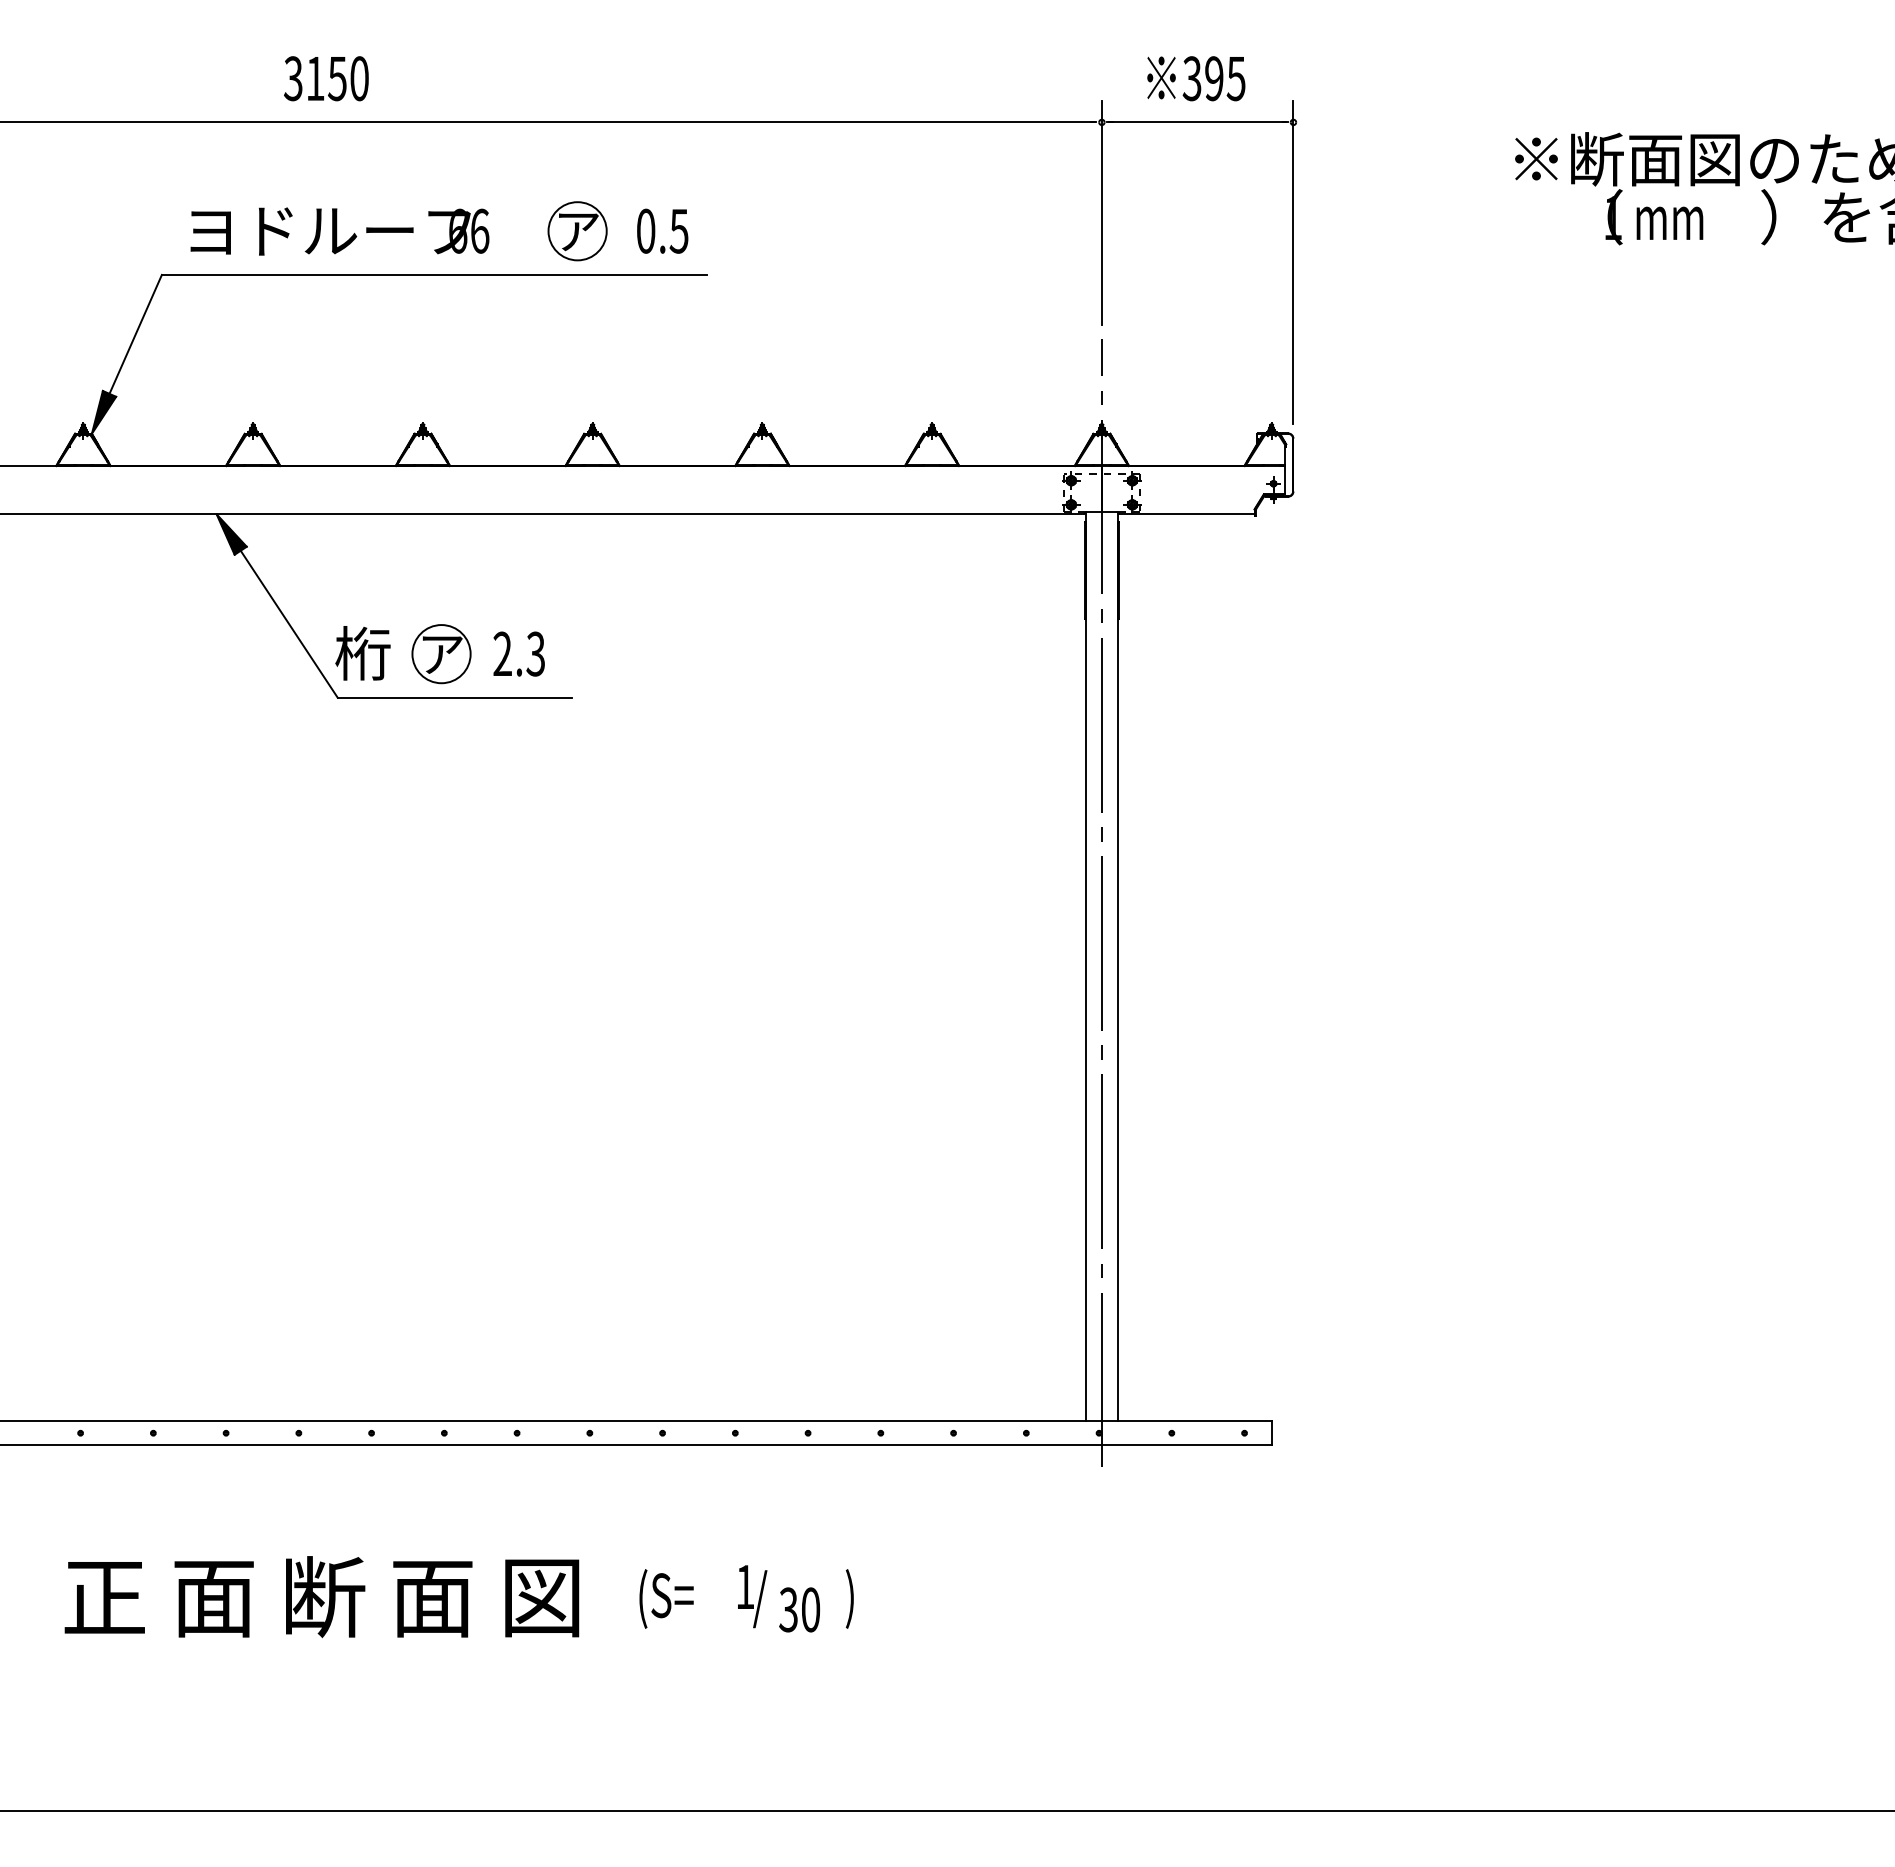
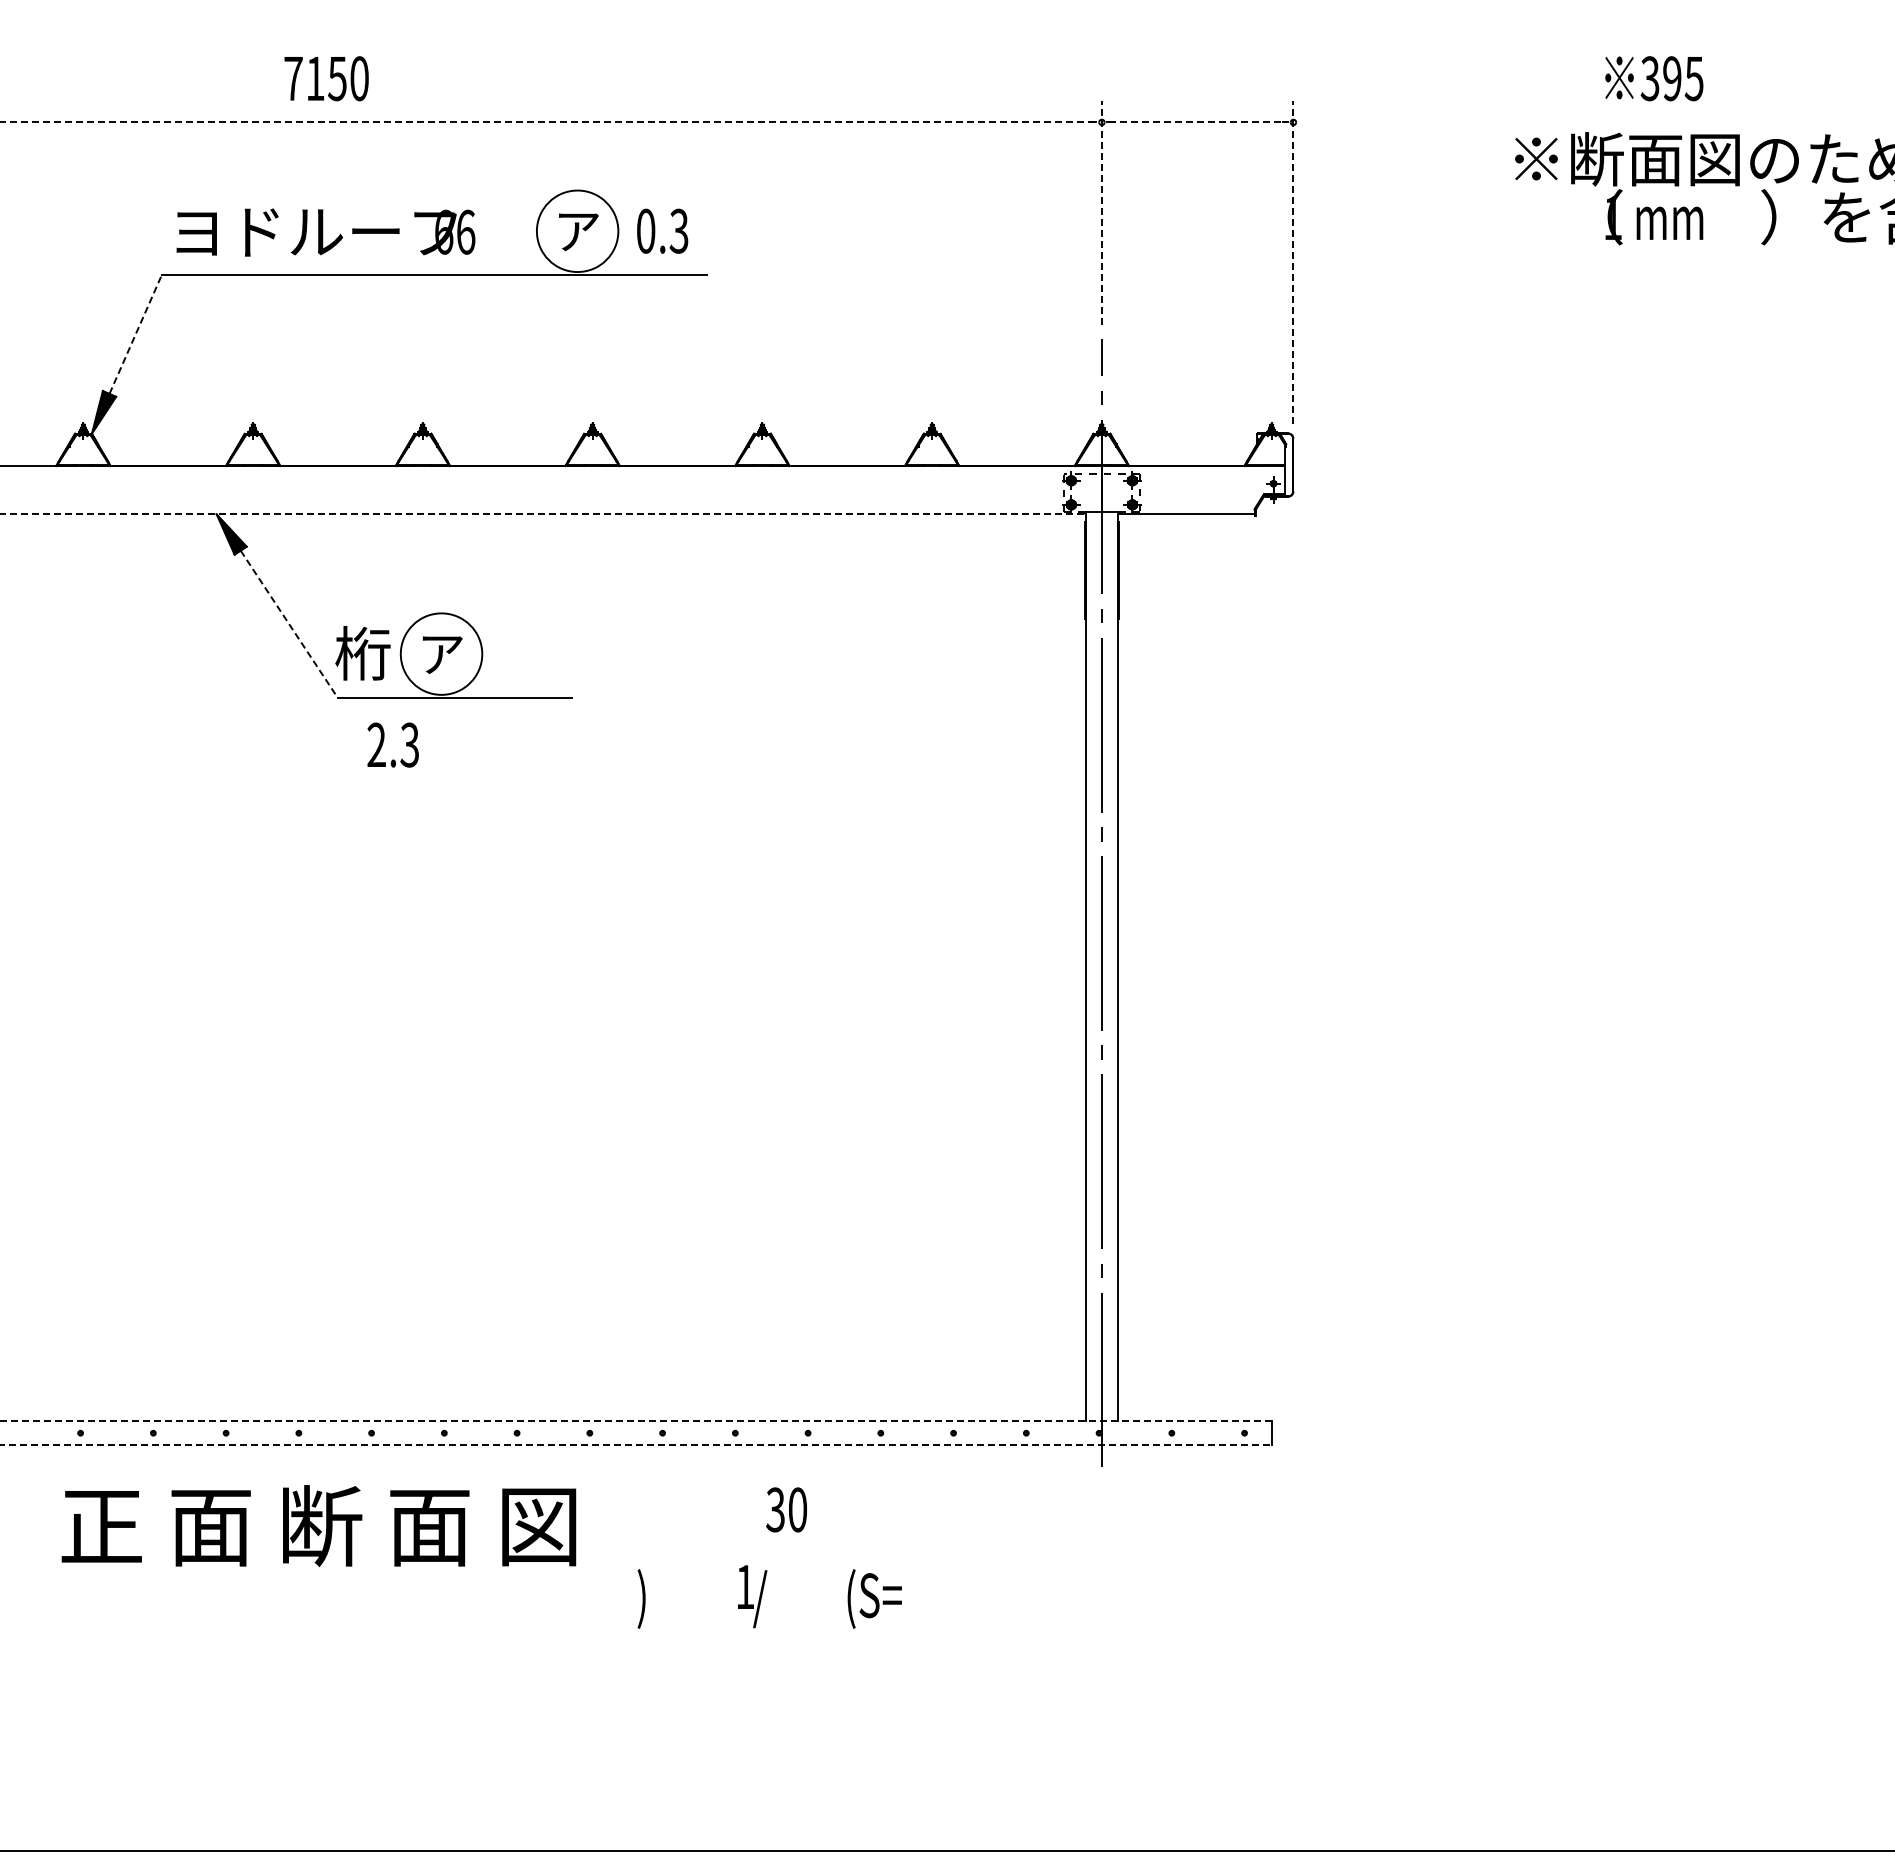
text: 3150 -> 7150 (293, 78)
text position: (1196, 78) -> (1654, 78) (1654, 78)
line: solid -> dashed (547, 122)
line: solid -> dashed (1197, 122)
line: solid -> dashed (1101, 212)
text: 0.5 -> 0.3 (678, 230)
text position: (339, 231) -> (325, 232) (325, 232)
circle diameter: 58 px -> 81 px (577, 231)
line: solid -> dashed (1293, 262)
line: solid -> dashed (135, 334)
line: solid -> dashed (542, 514)
line: solid -> dashed (289, 624)
text position: (518, 653) -> (392, 744) (392, 744)
circle diameter: 58 px -> 81 px (441, 653)
line: solid -> dashed (635, 1421)
line: solid -> dashed (635, 1445)
text position: (321, 1597) -> (318, 1526) (318, 1526)
text: (S= -> ) (665, 1598)
text: ) -> (S= (873, 1598)
text position: (799, 1609) -> (786, 1509) (786, 1509)
line position: (946, 1810) -> (946, 1850) (946, 1850)
